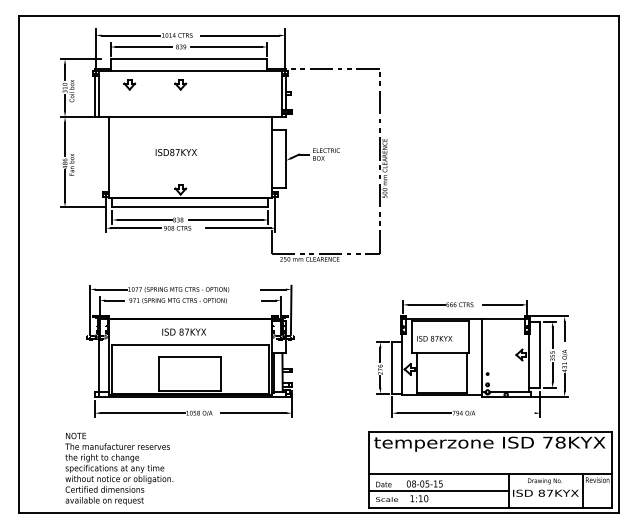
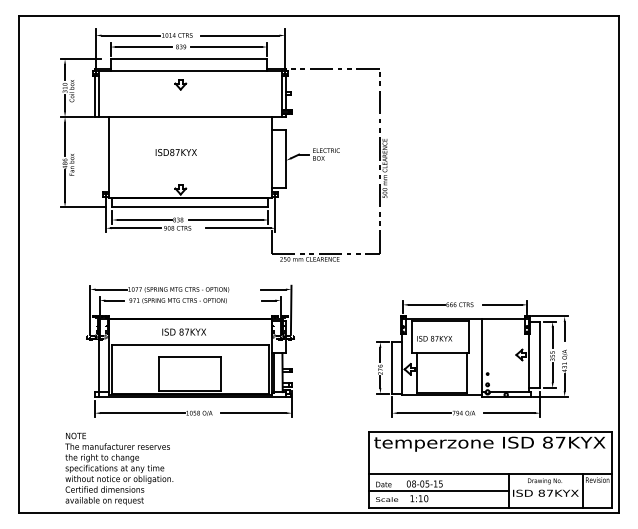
part: present -> none (129, 84)
line: none -> present (509, 413)
text: 78KYX -> 87KYX (554, 442)
